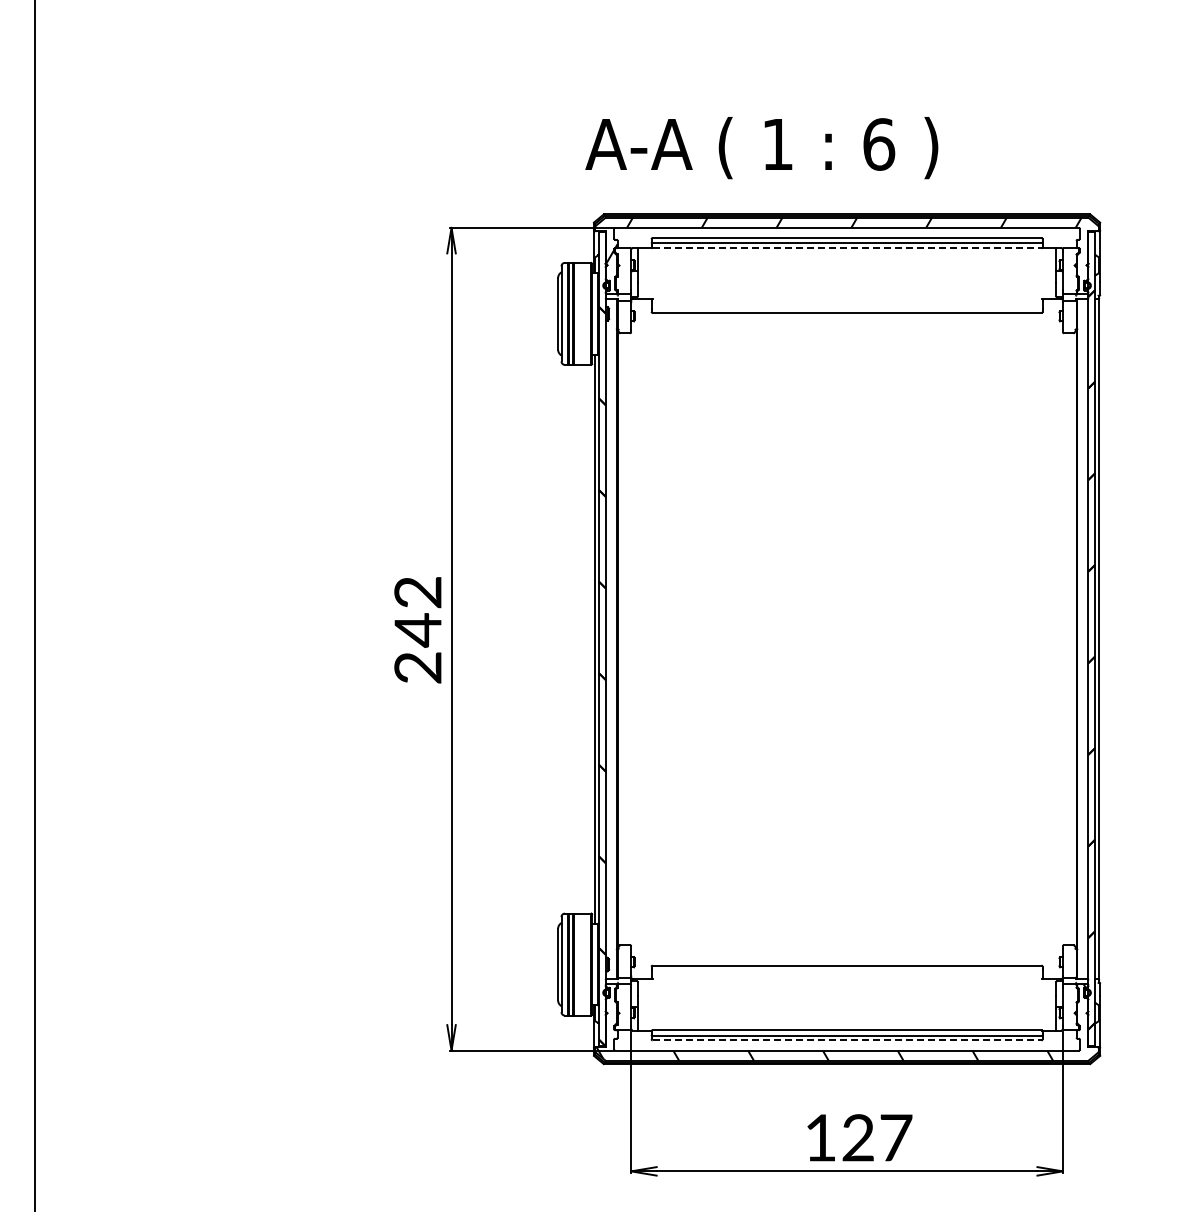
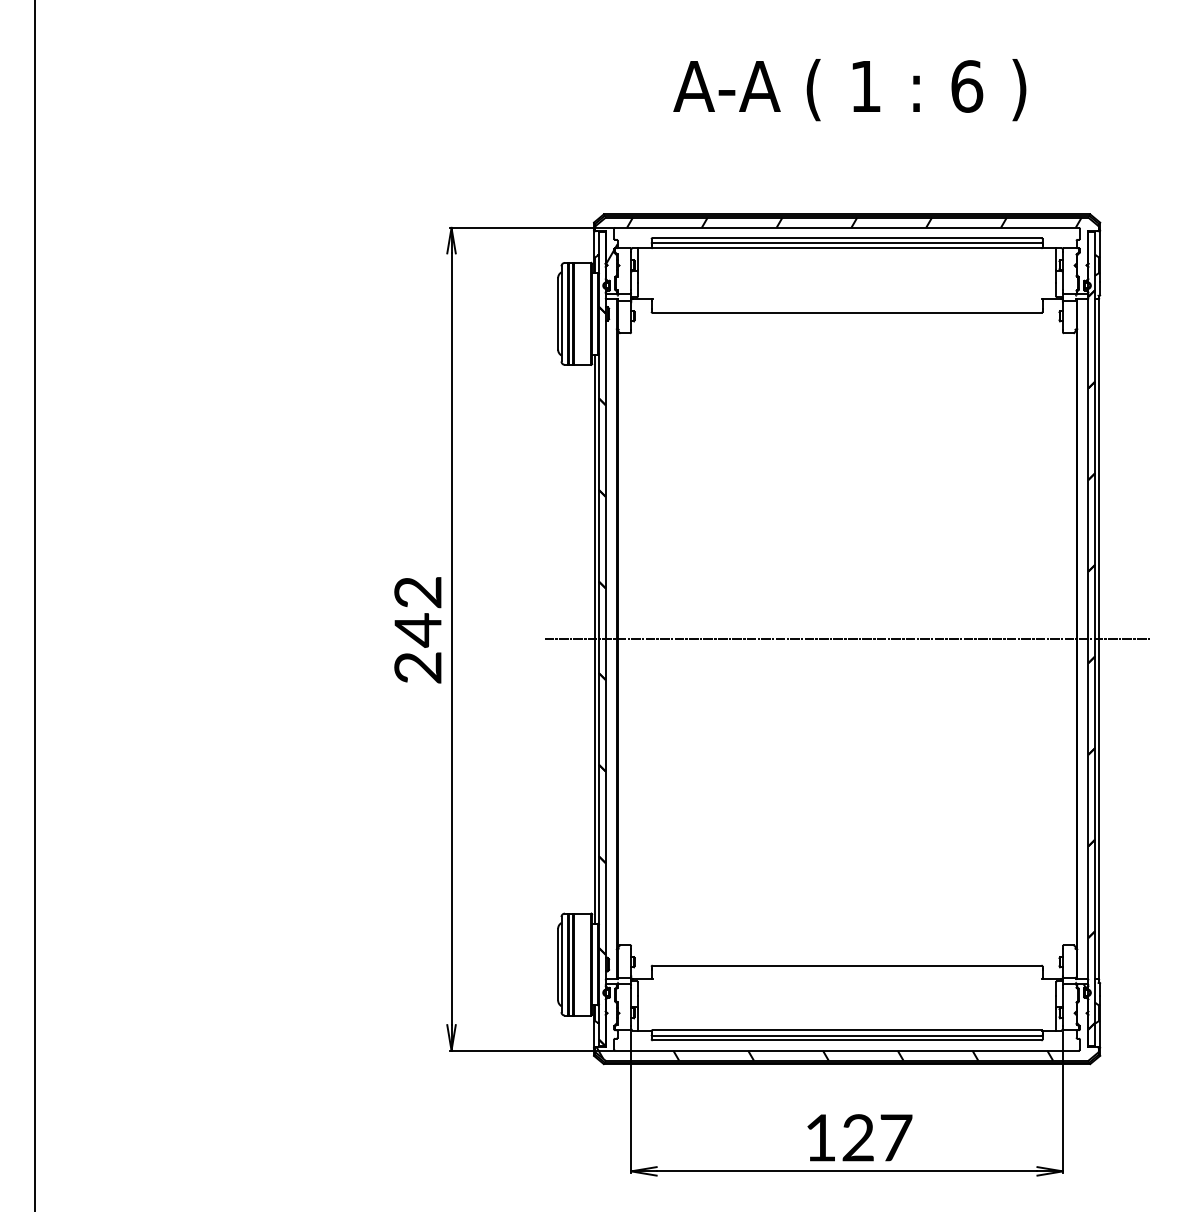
text position: (761, 148) -> (849, 90) (849, 90)
line: dashed -> solid (847, 248)
line: none -> present (846, 639)
line: dashed -> solid (847, 1040)
